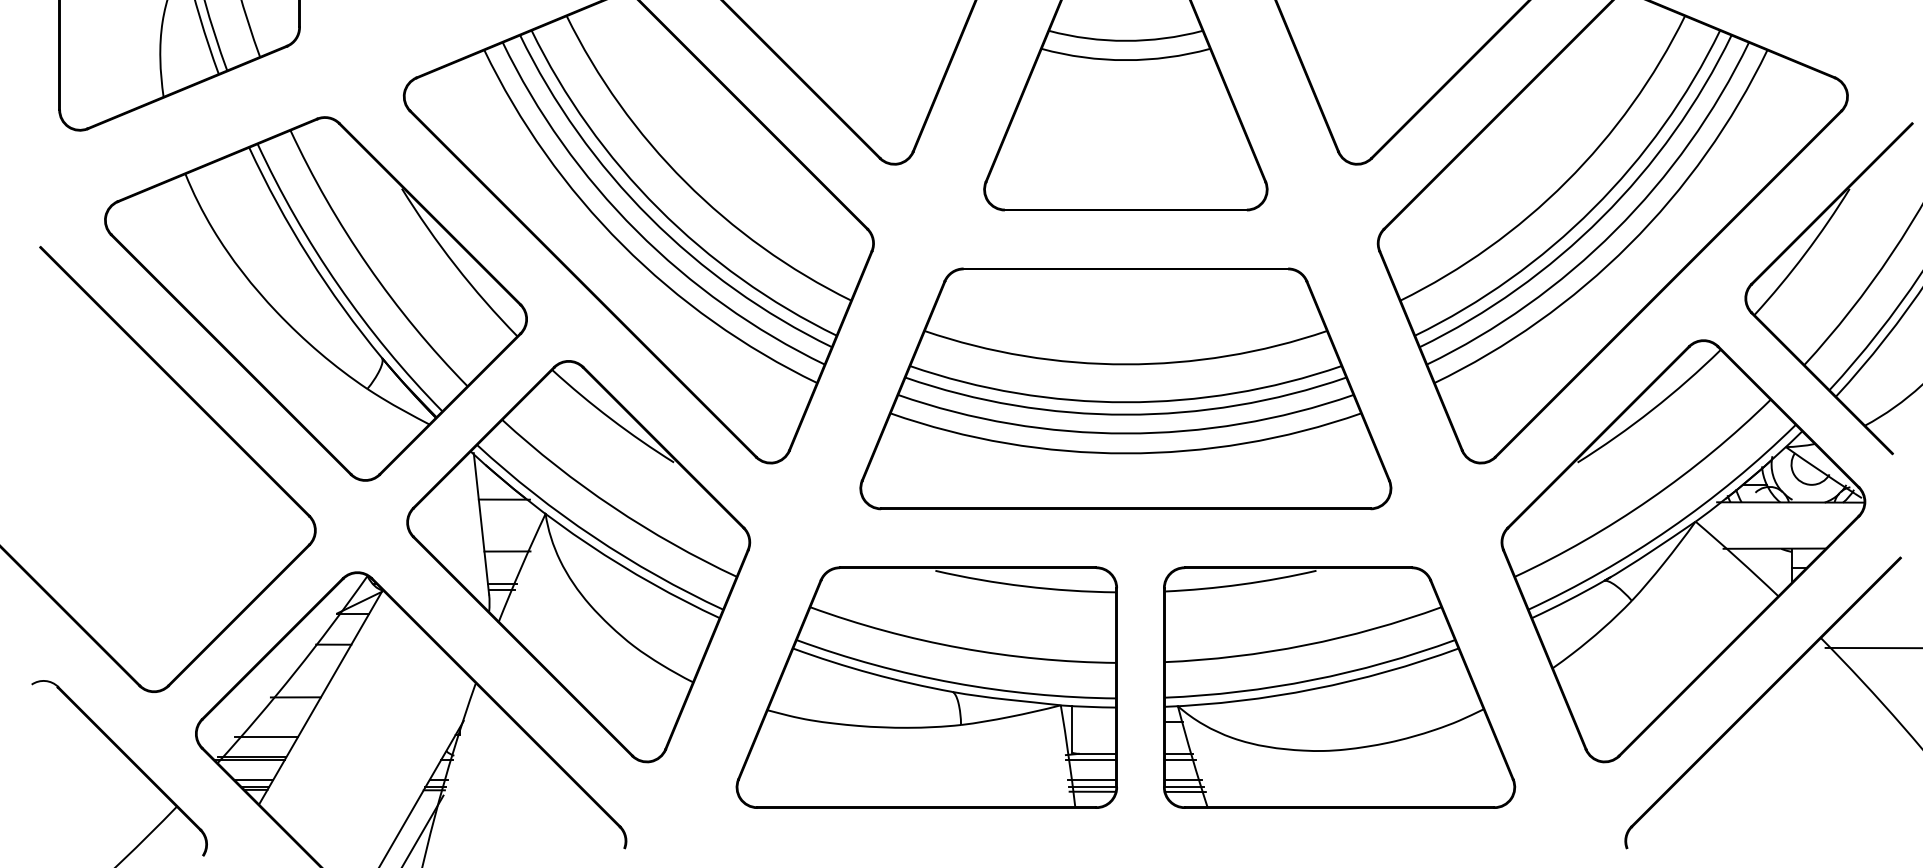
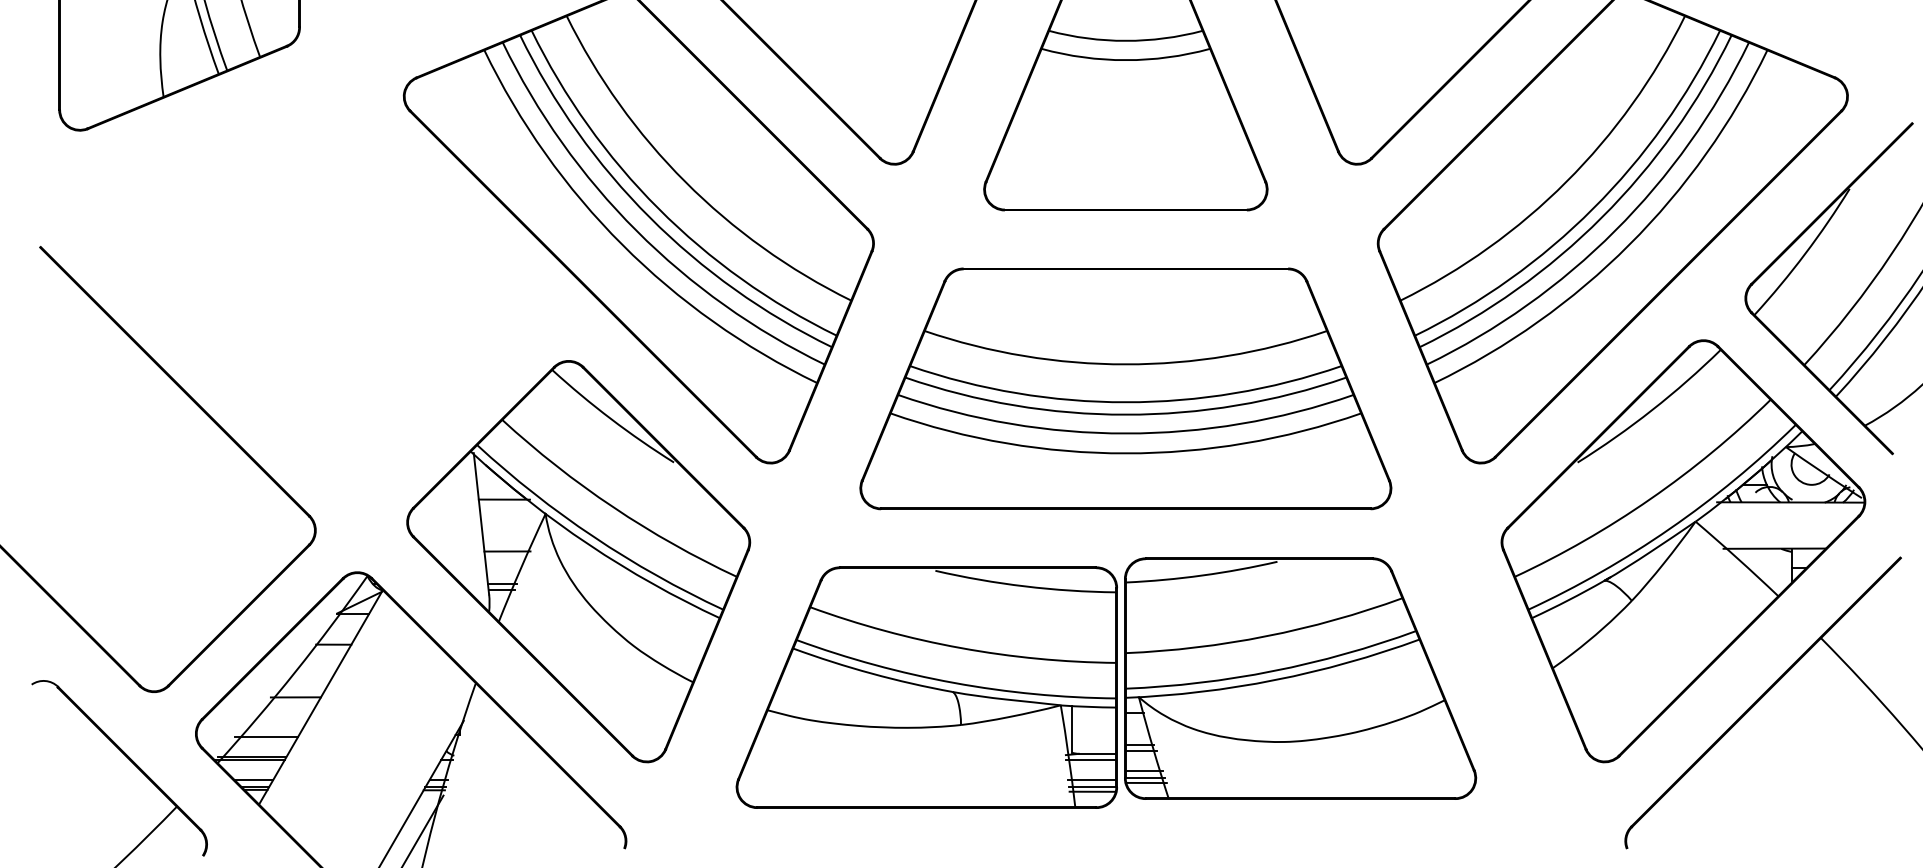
part: present -> none (315, 298)
line: present -> none (1872, 647)
part position: (1339, 687) -> (1300, 678) (1300, 678)
